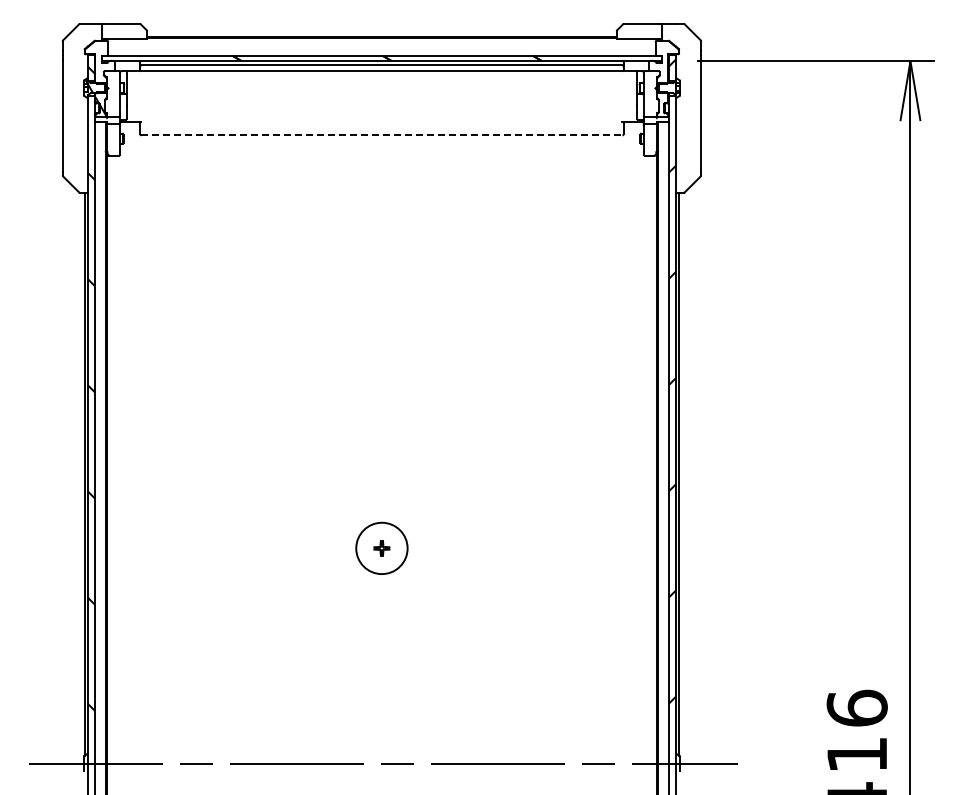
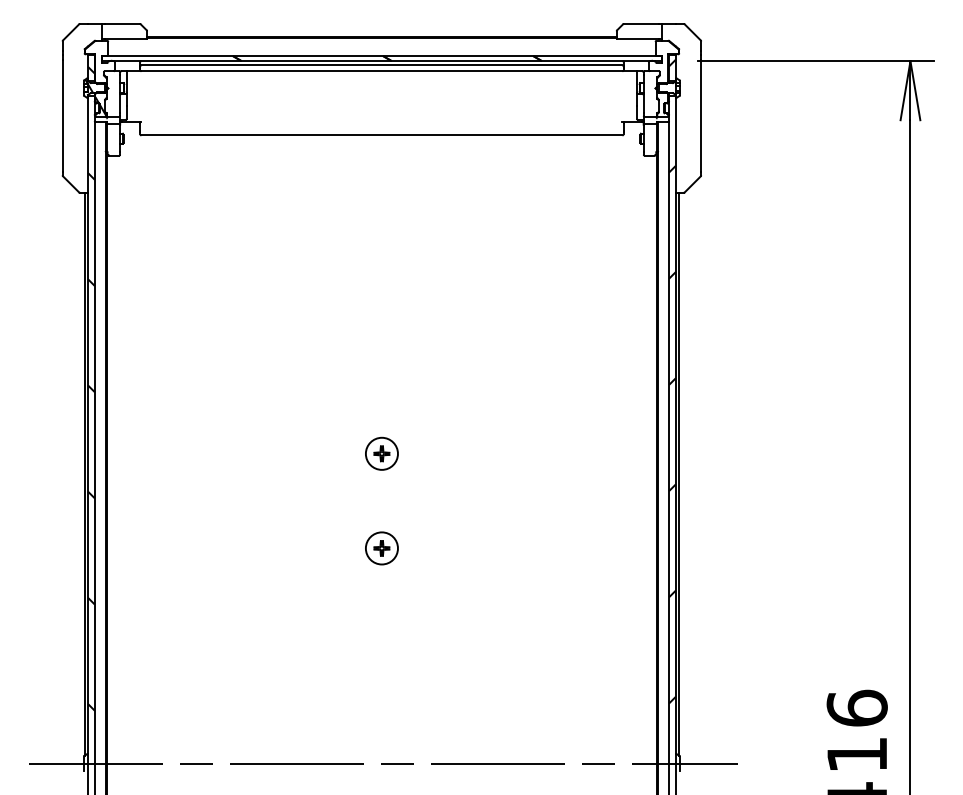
line: dashed -> solid (381, 135)
part: none -> present (381, 453)
circle diameter: 51 px -> 32 px (381, 548)
